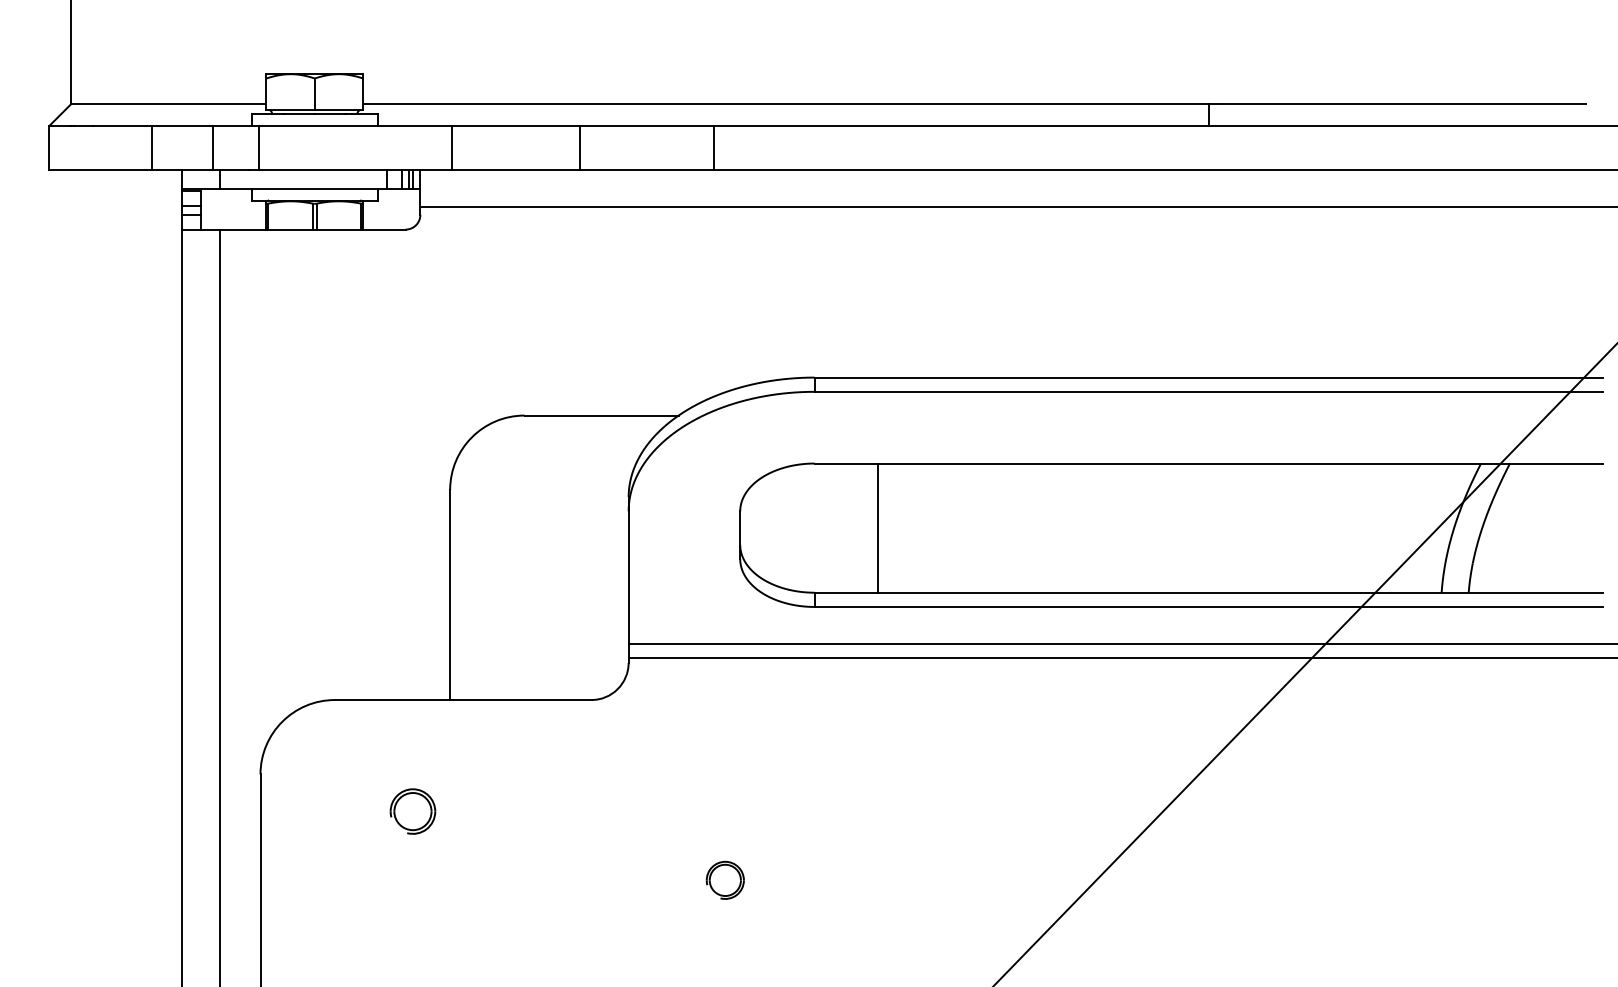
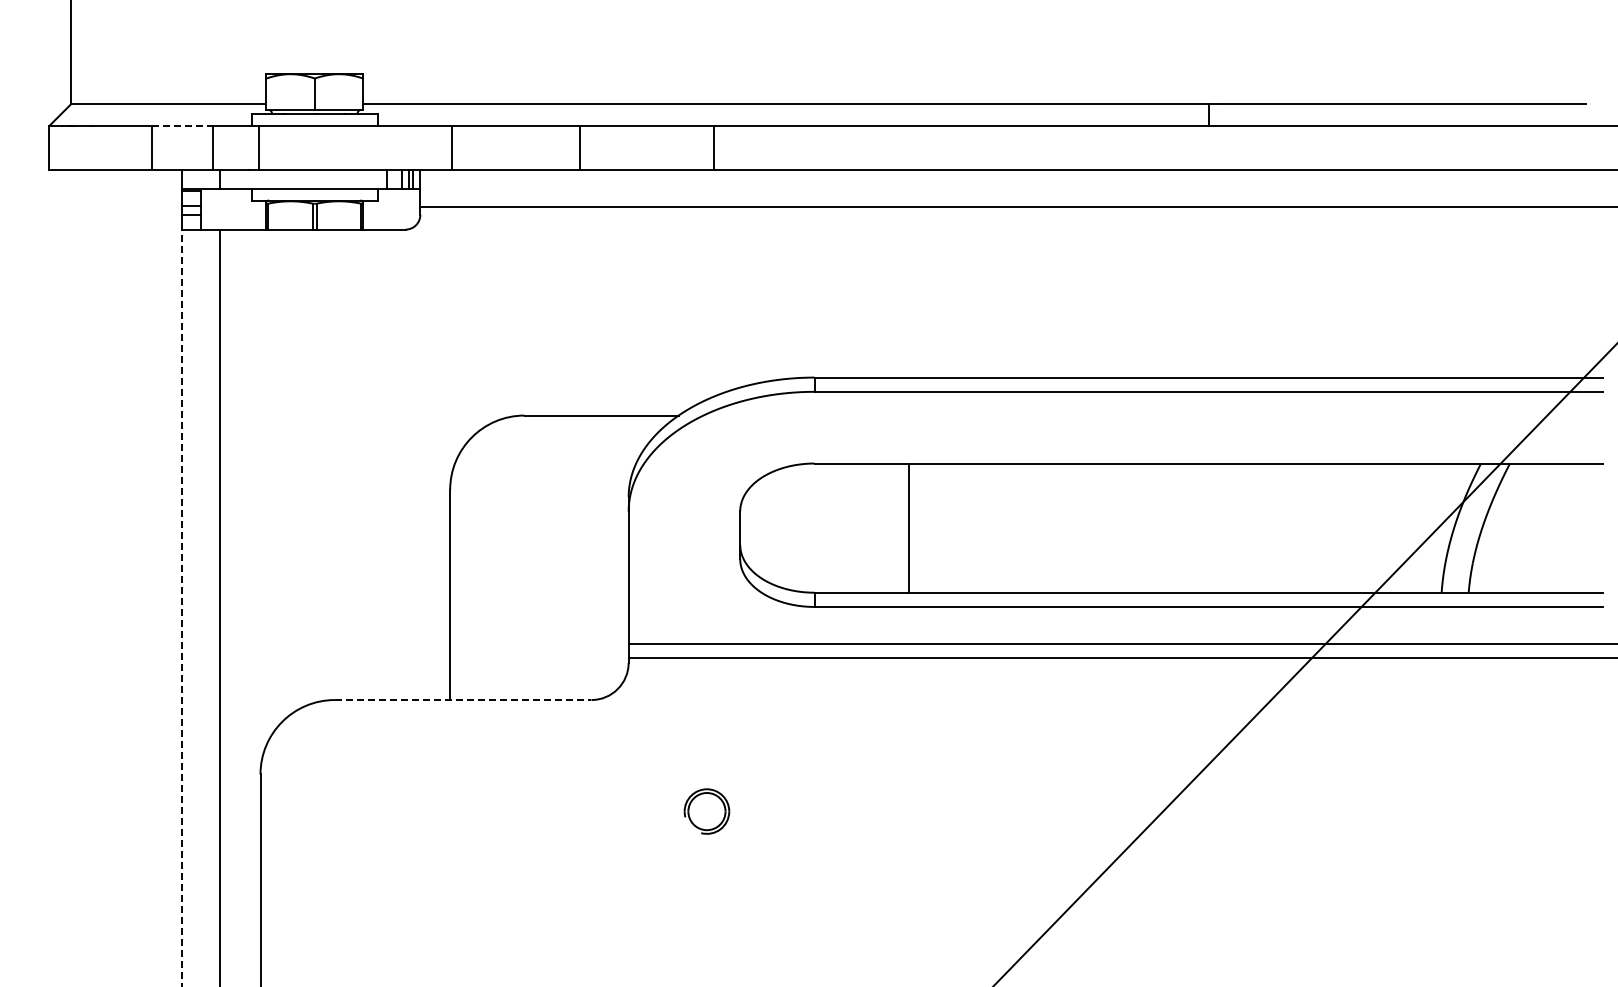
line: solid -> dashed (182, 125)
line position: (878, 527) -> (909, 527) (909, 527)
line: solid -> dashed (182, 607)
line: solid -> dashed (463, 700)
part position: (412, 811) -> (706, 811) (706, 811)
part: present -> none (724, 879)
